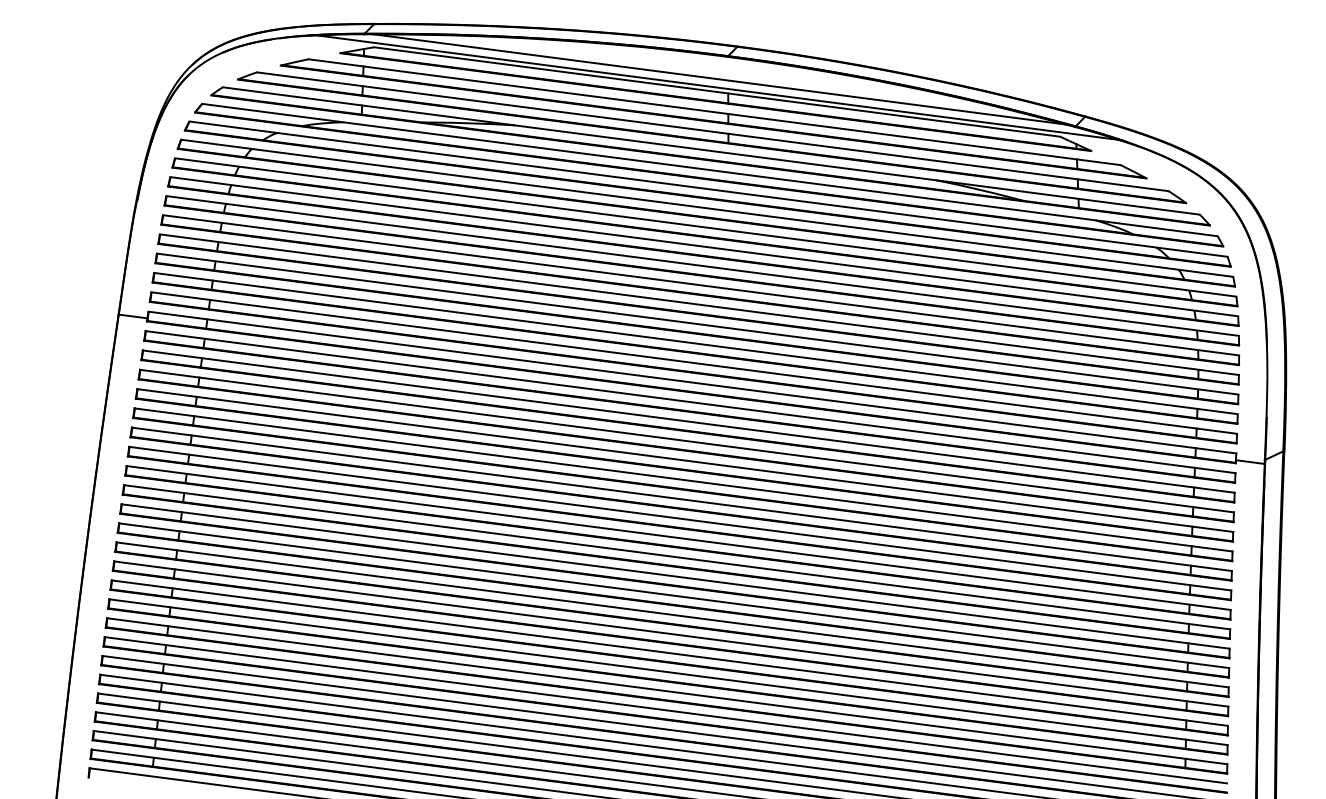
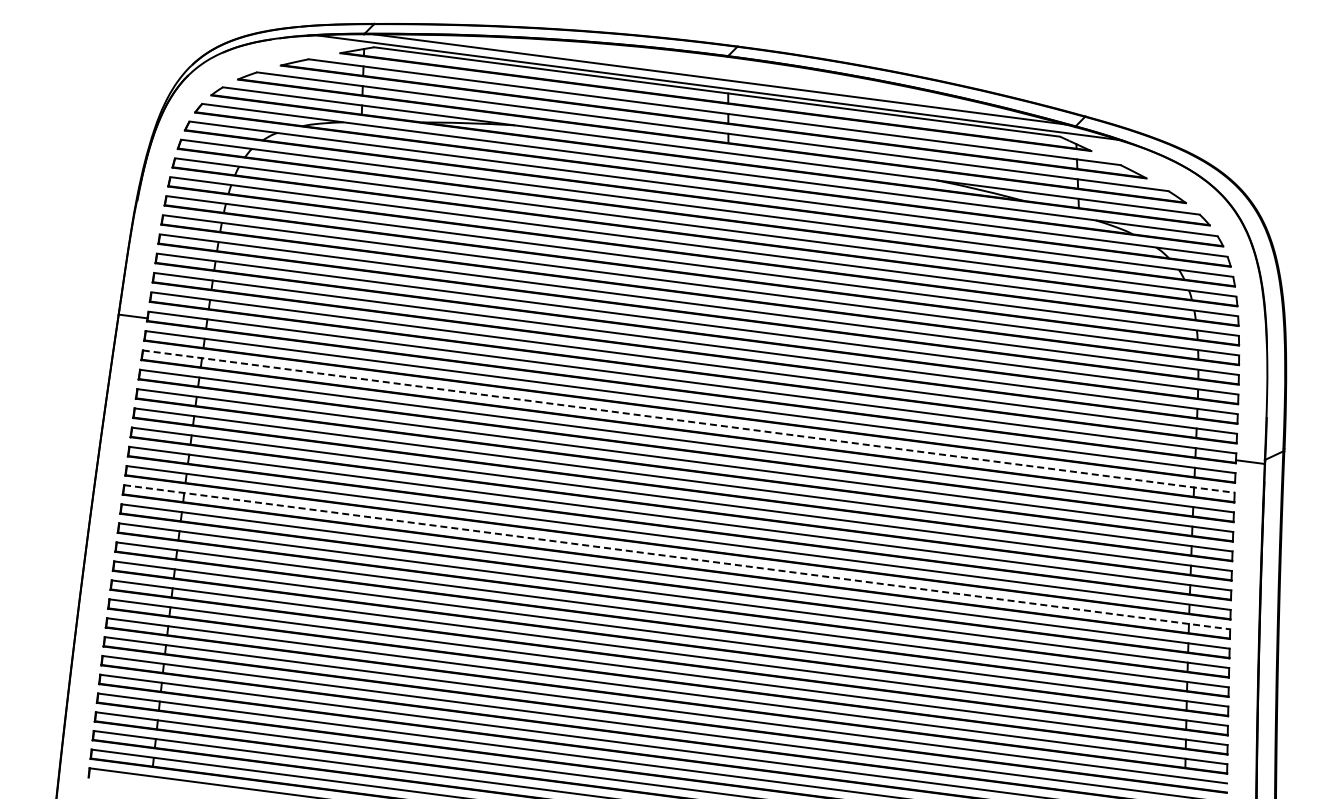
line: solid -> dashed (688, 421)
line: solid -> dashed (677, 557)
